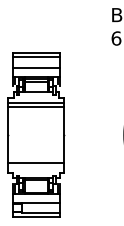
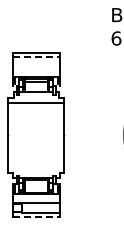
line: solid -> dashed (36, 57)
line: present -> none (35, 67)
line: present -> none (36, 107)
line: present -> none (36, 163)
line: solid -> dashed (36, 217)
